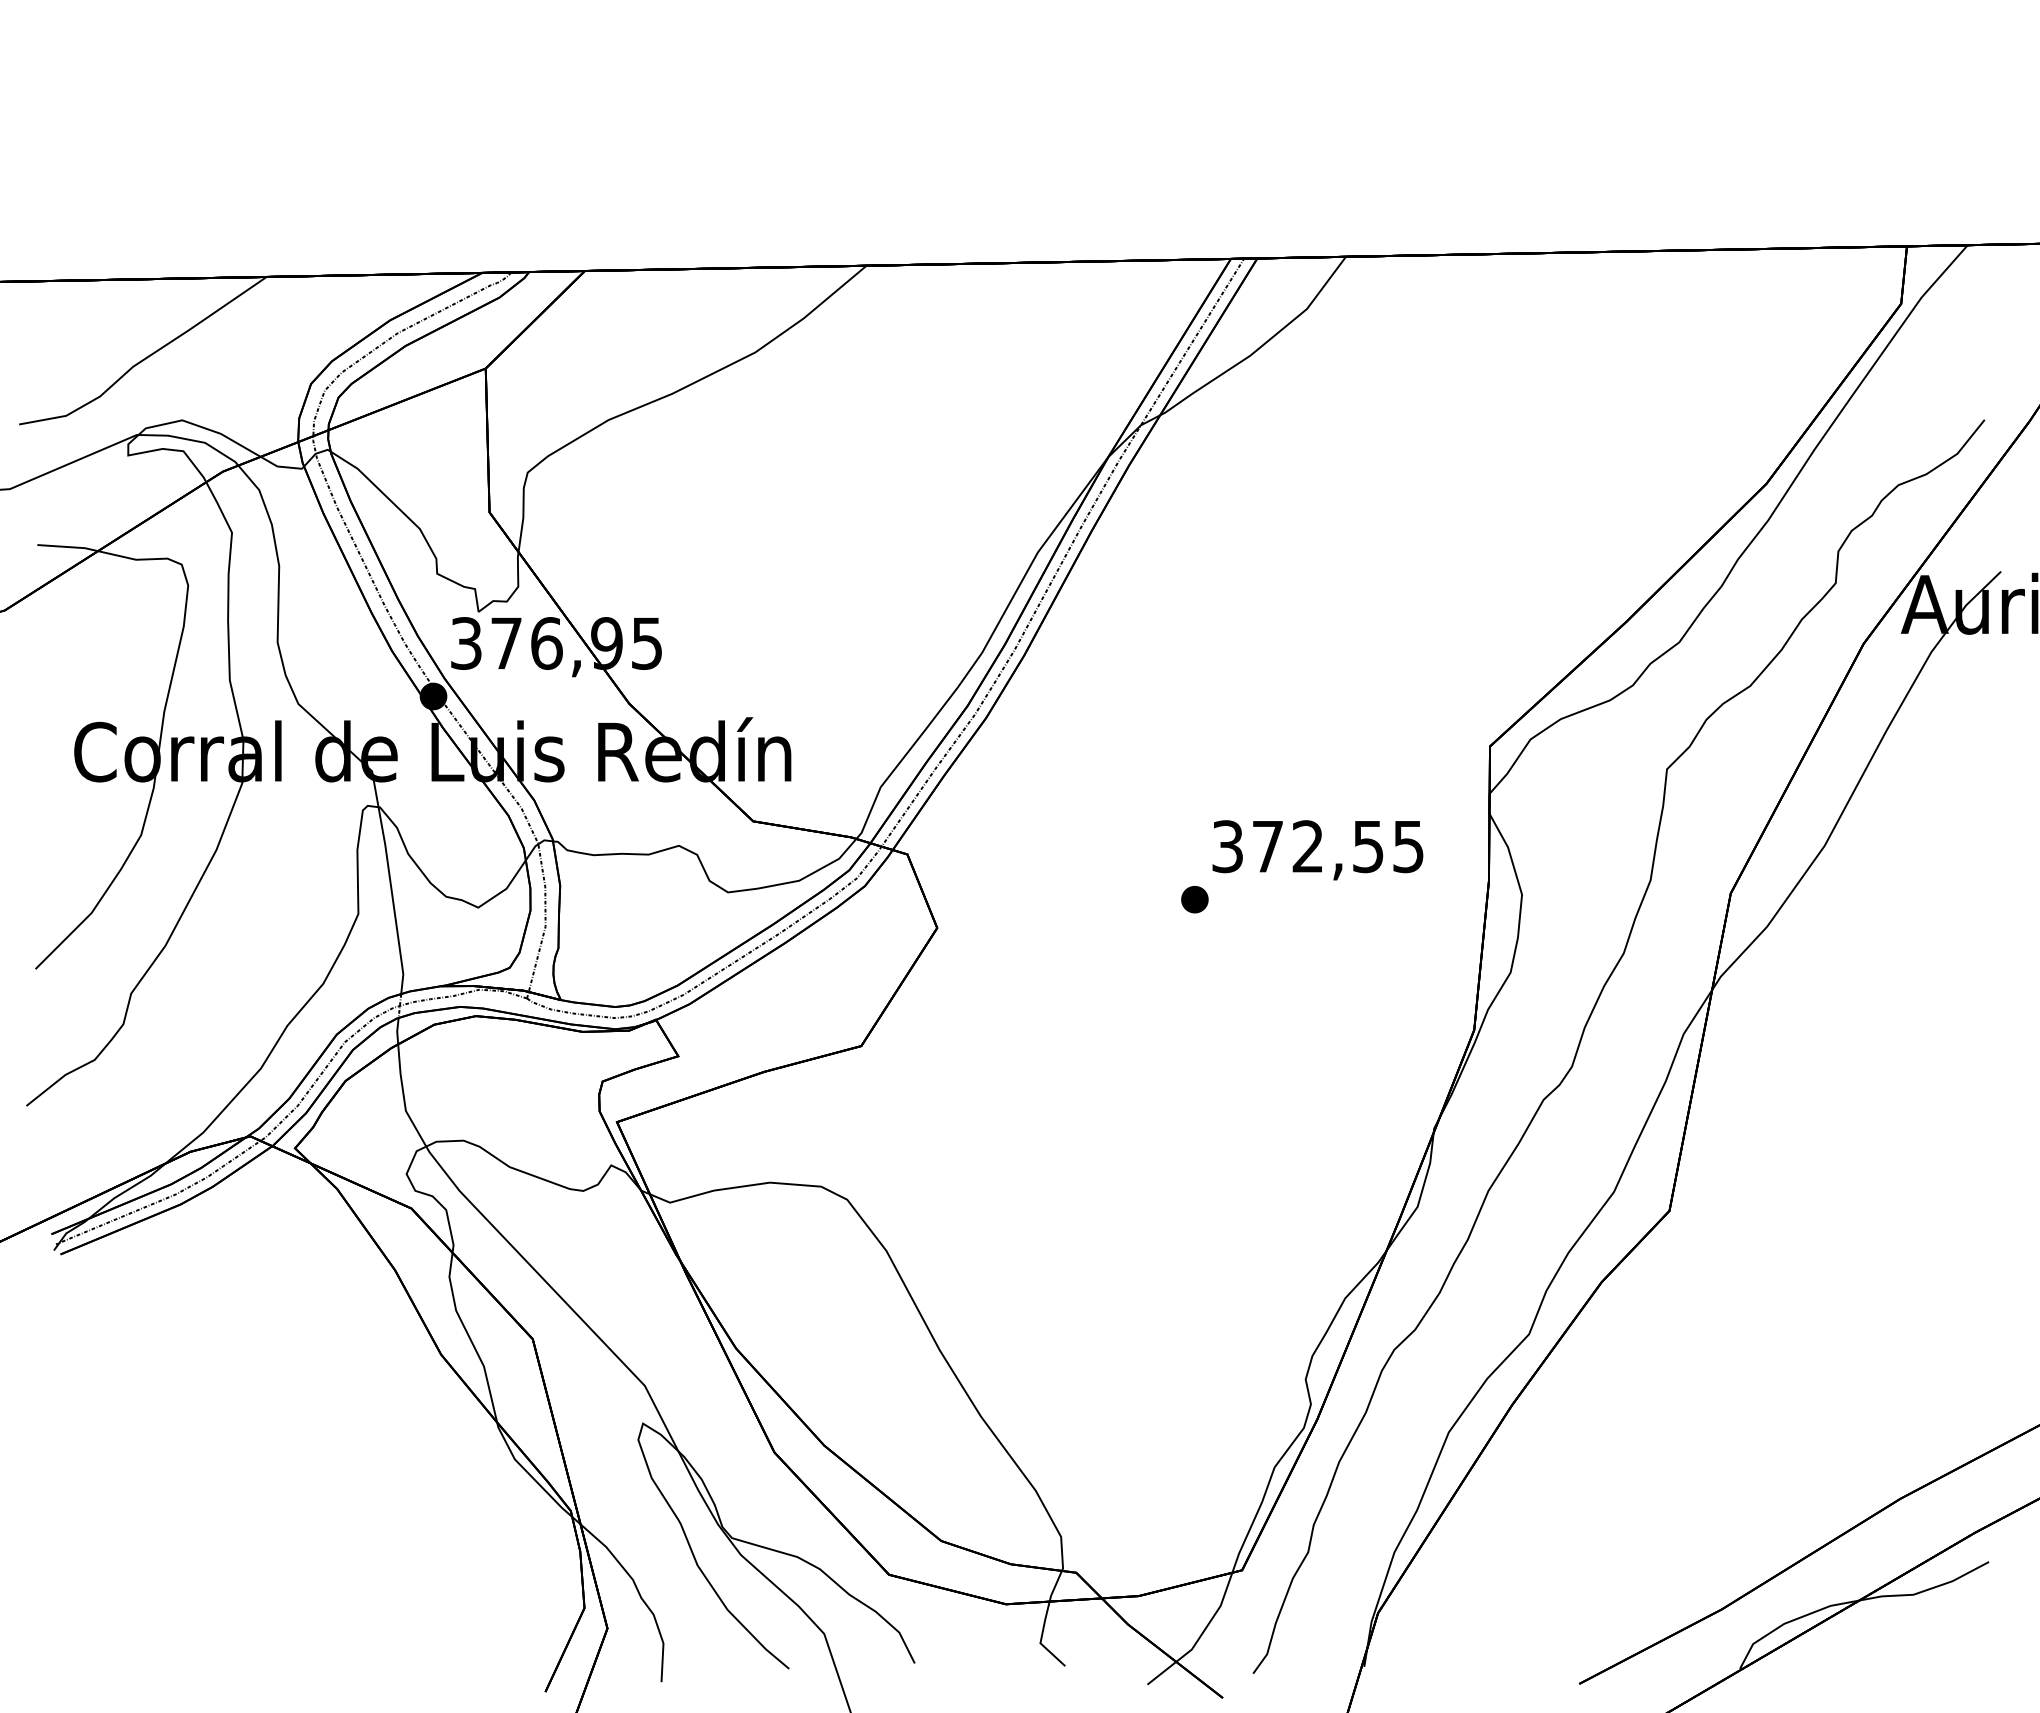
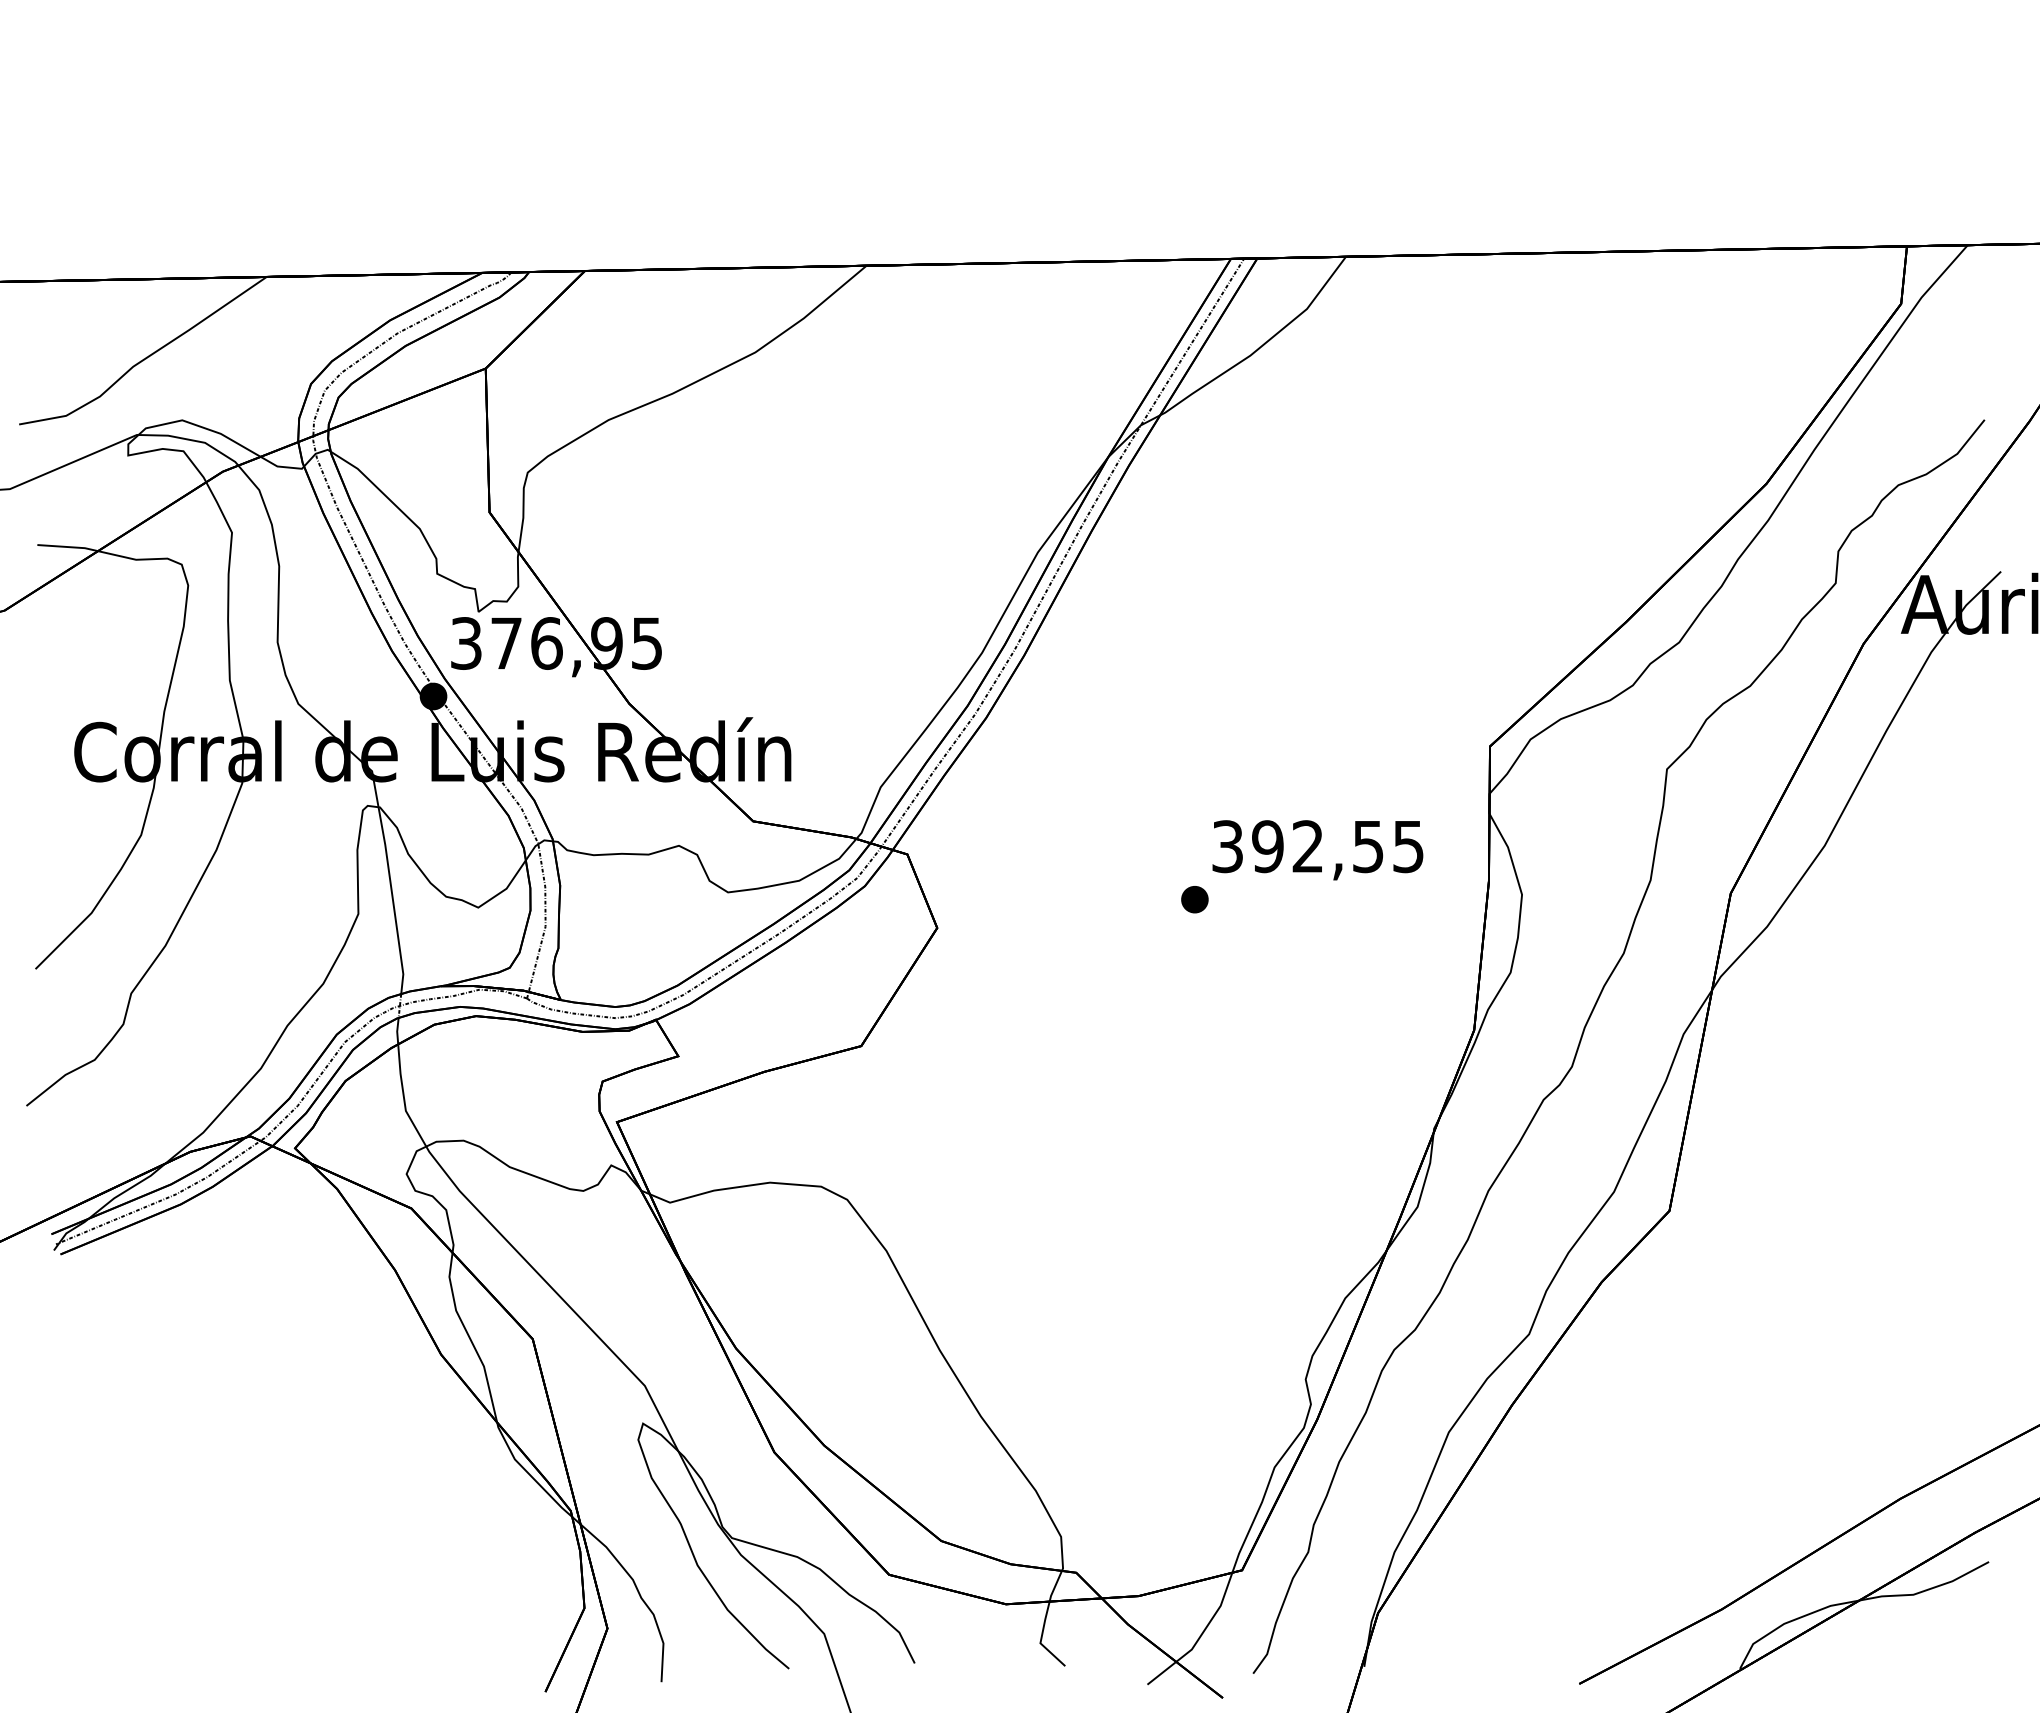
text: 372,55 -> 392,55 (1267, 846)
